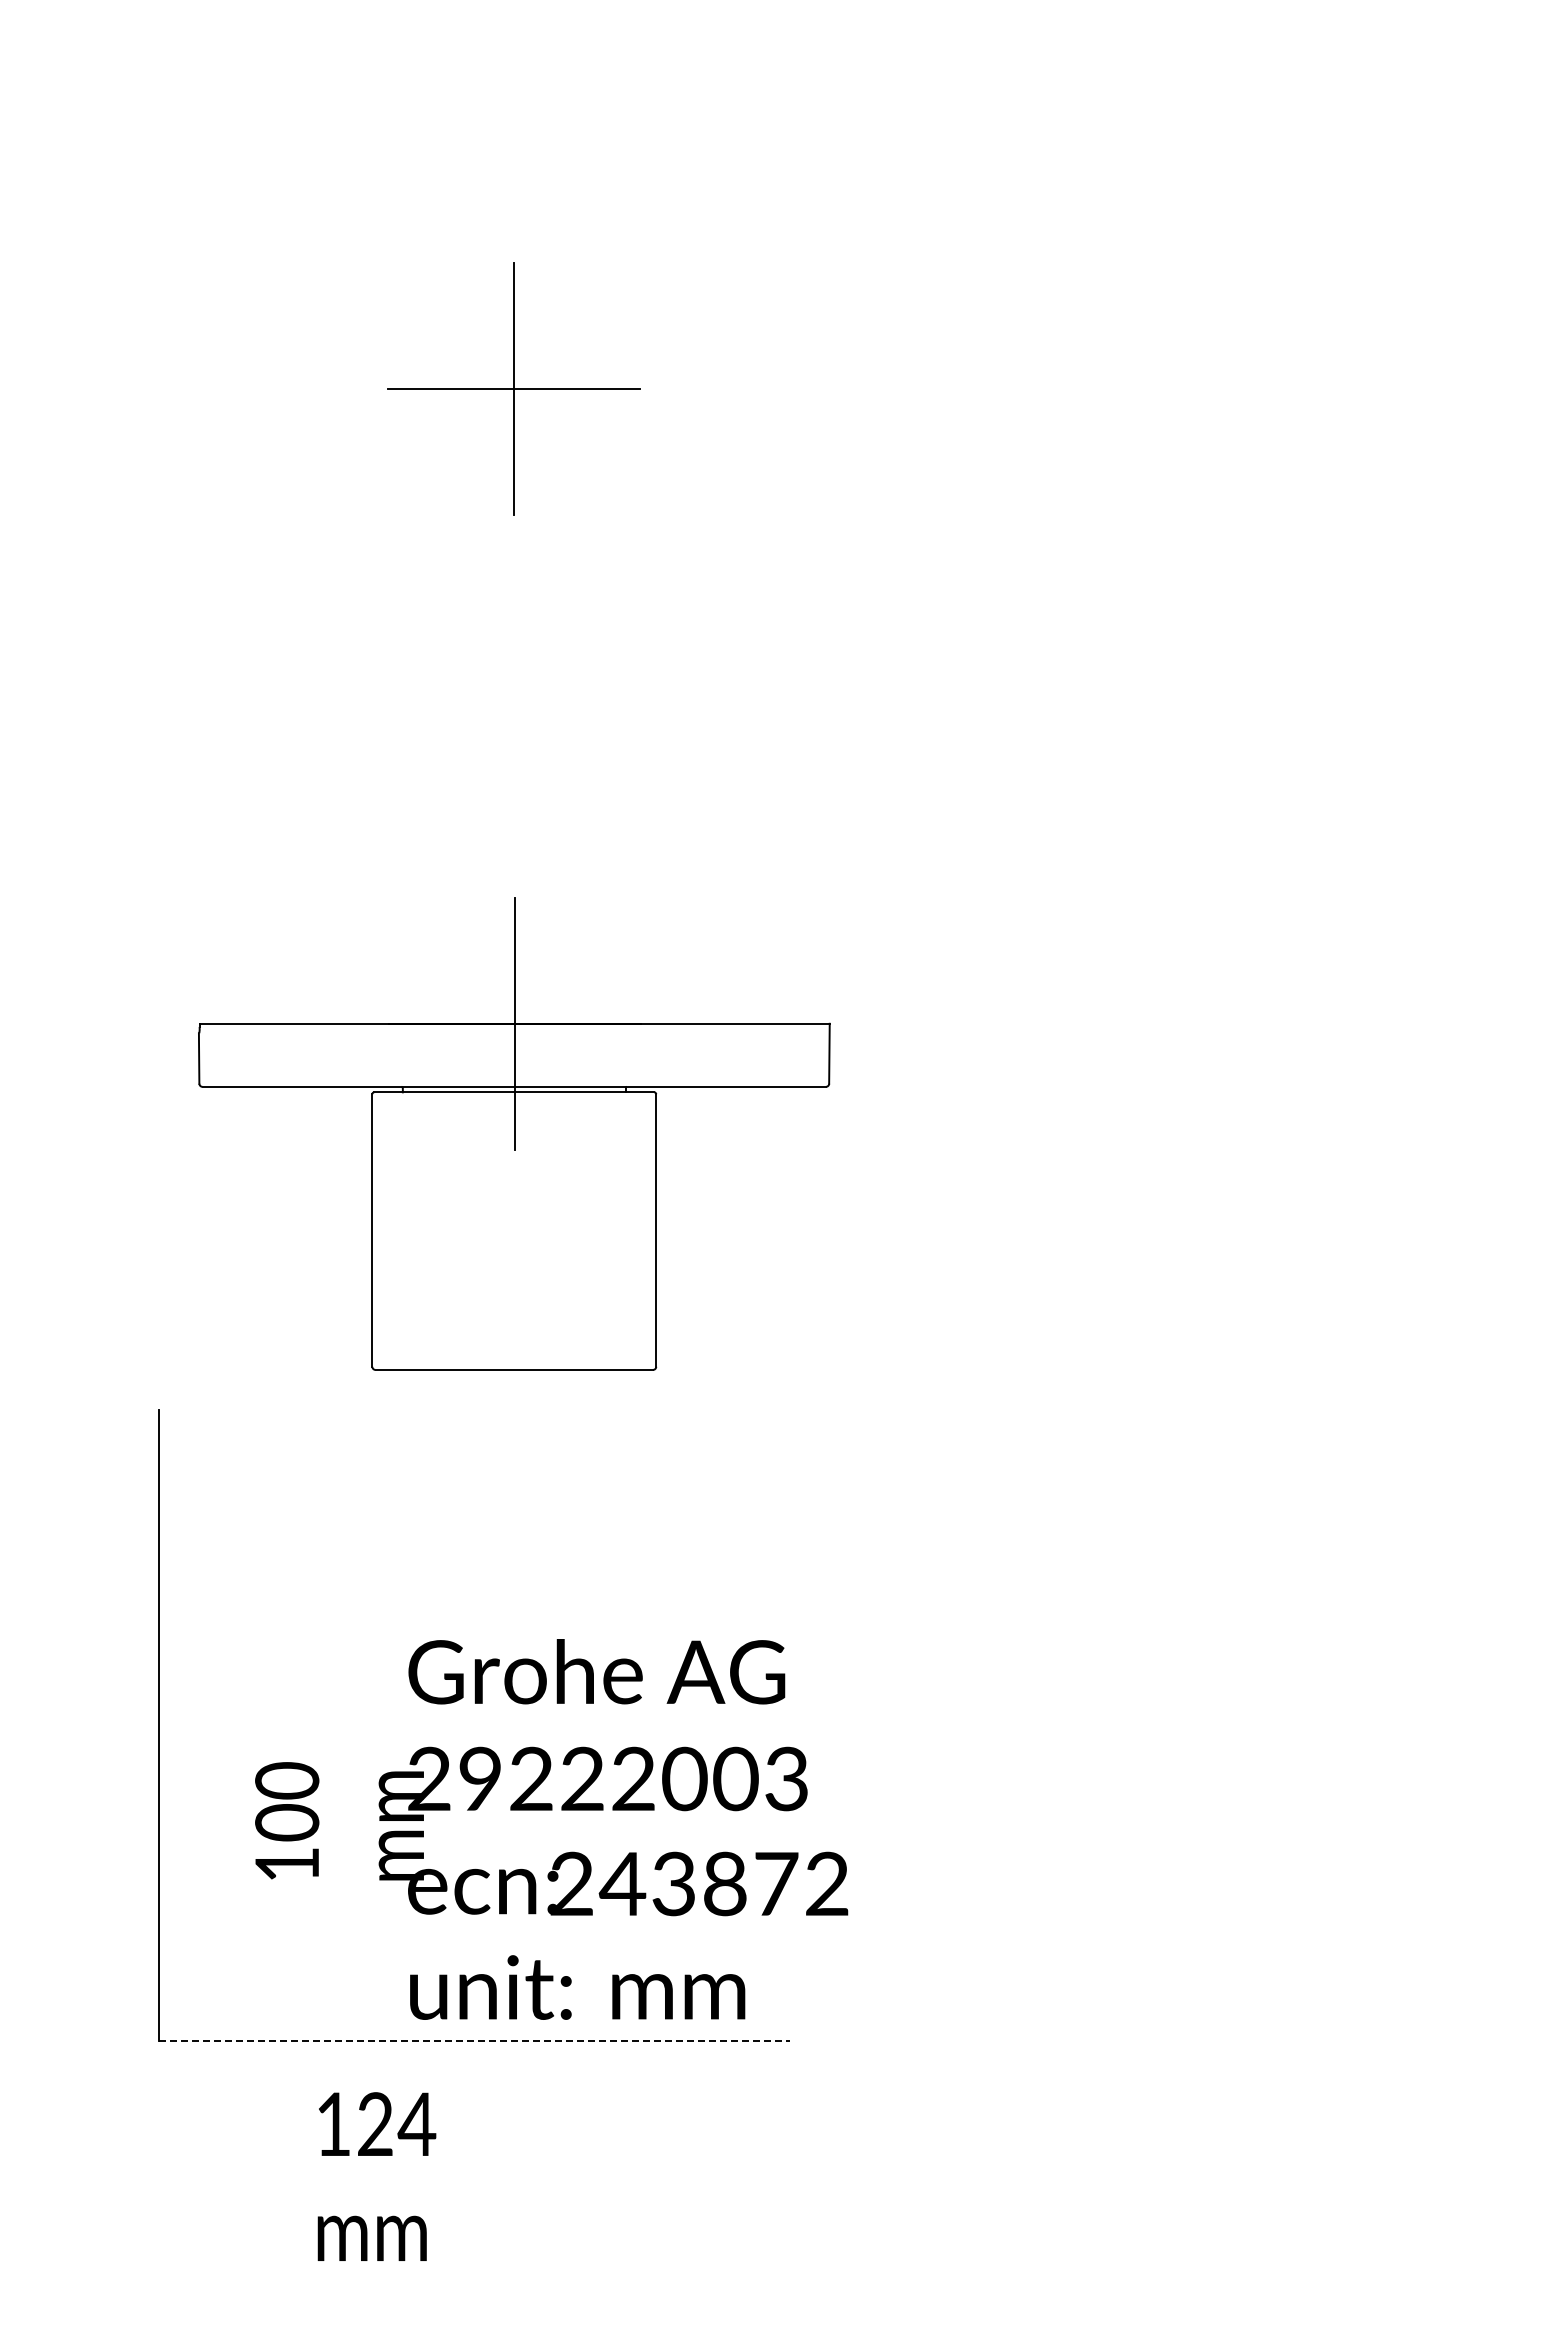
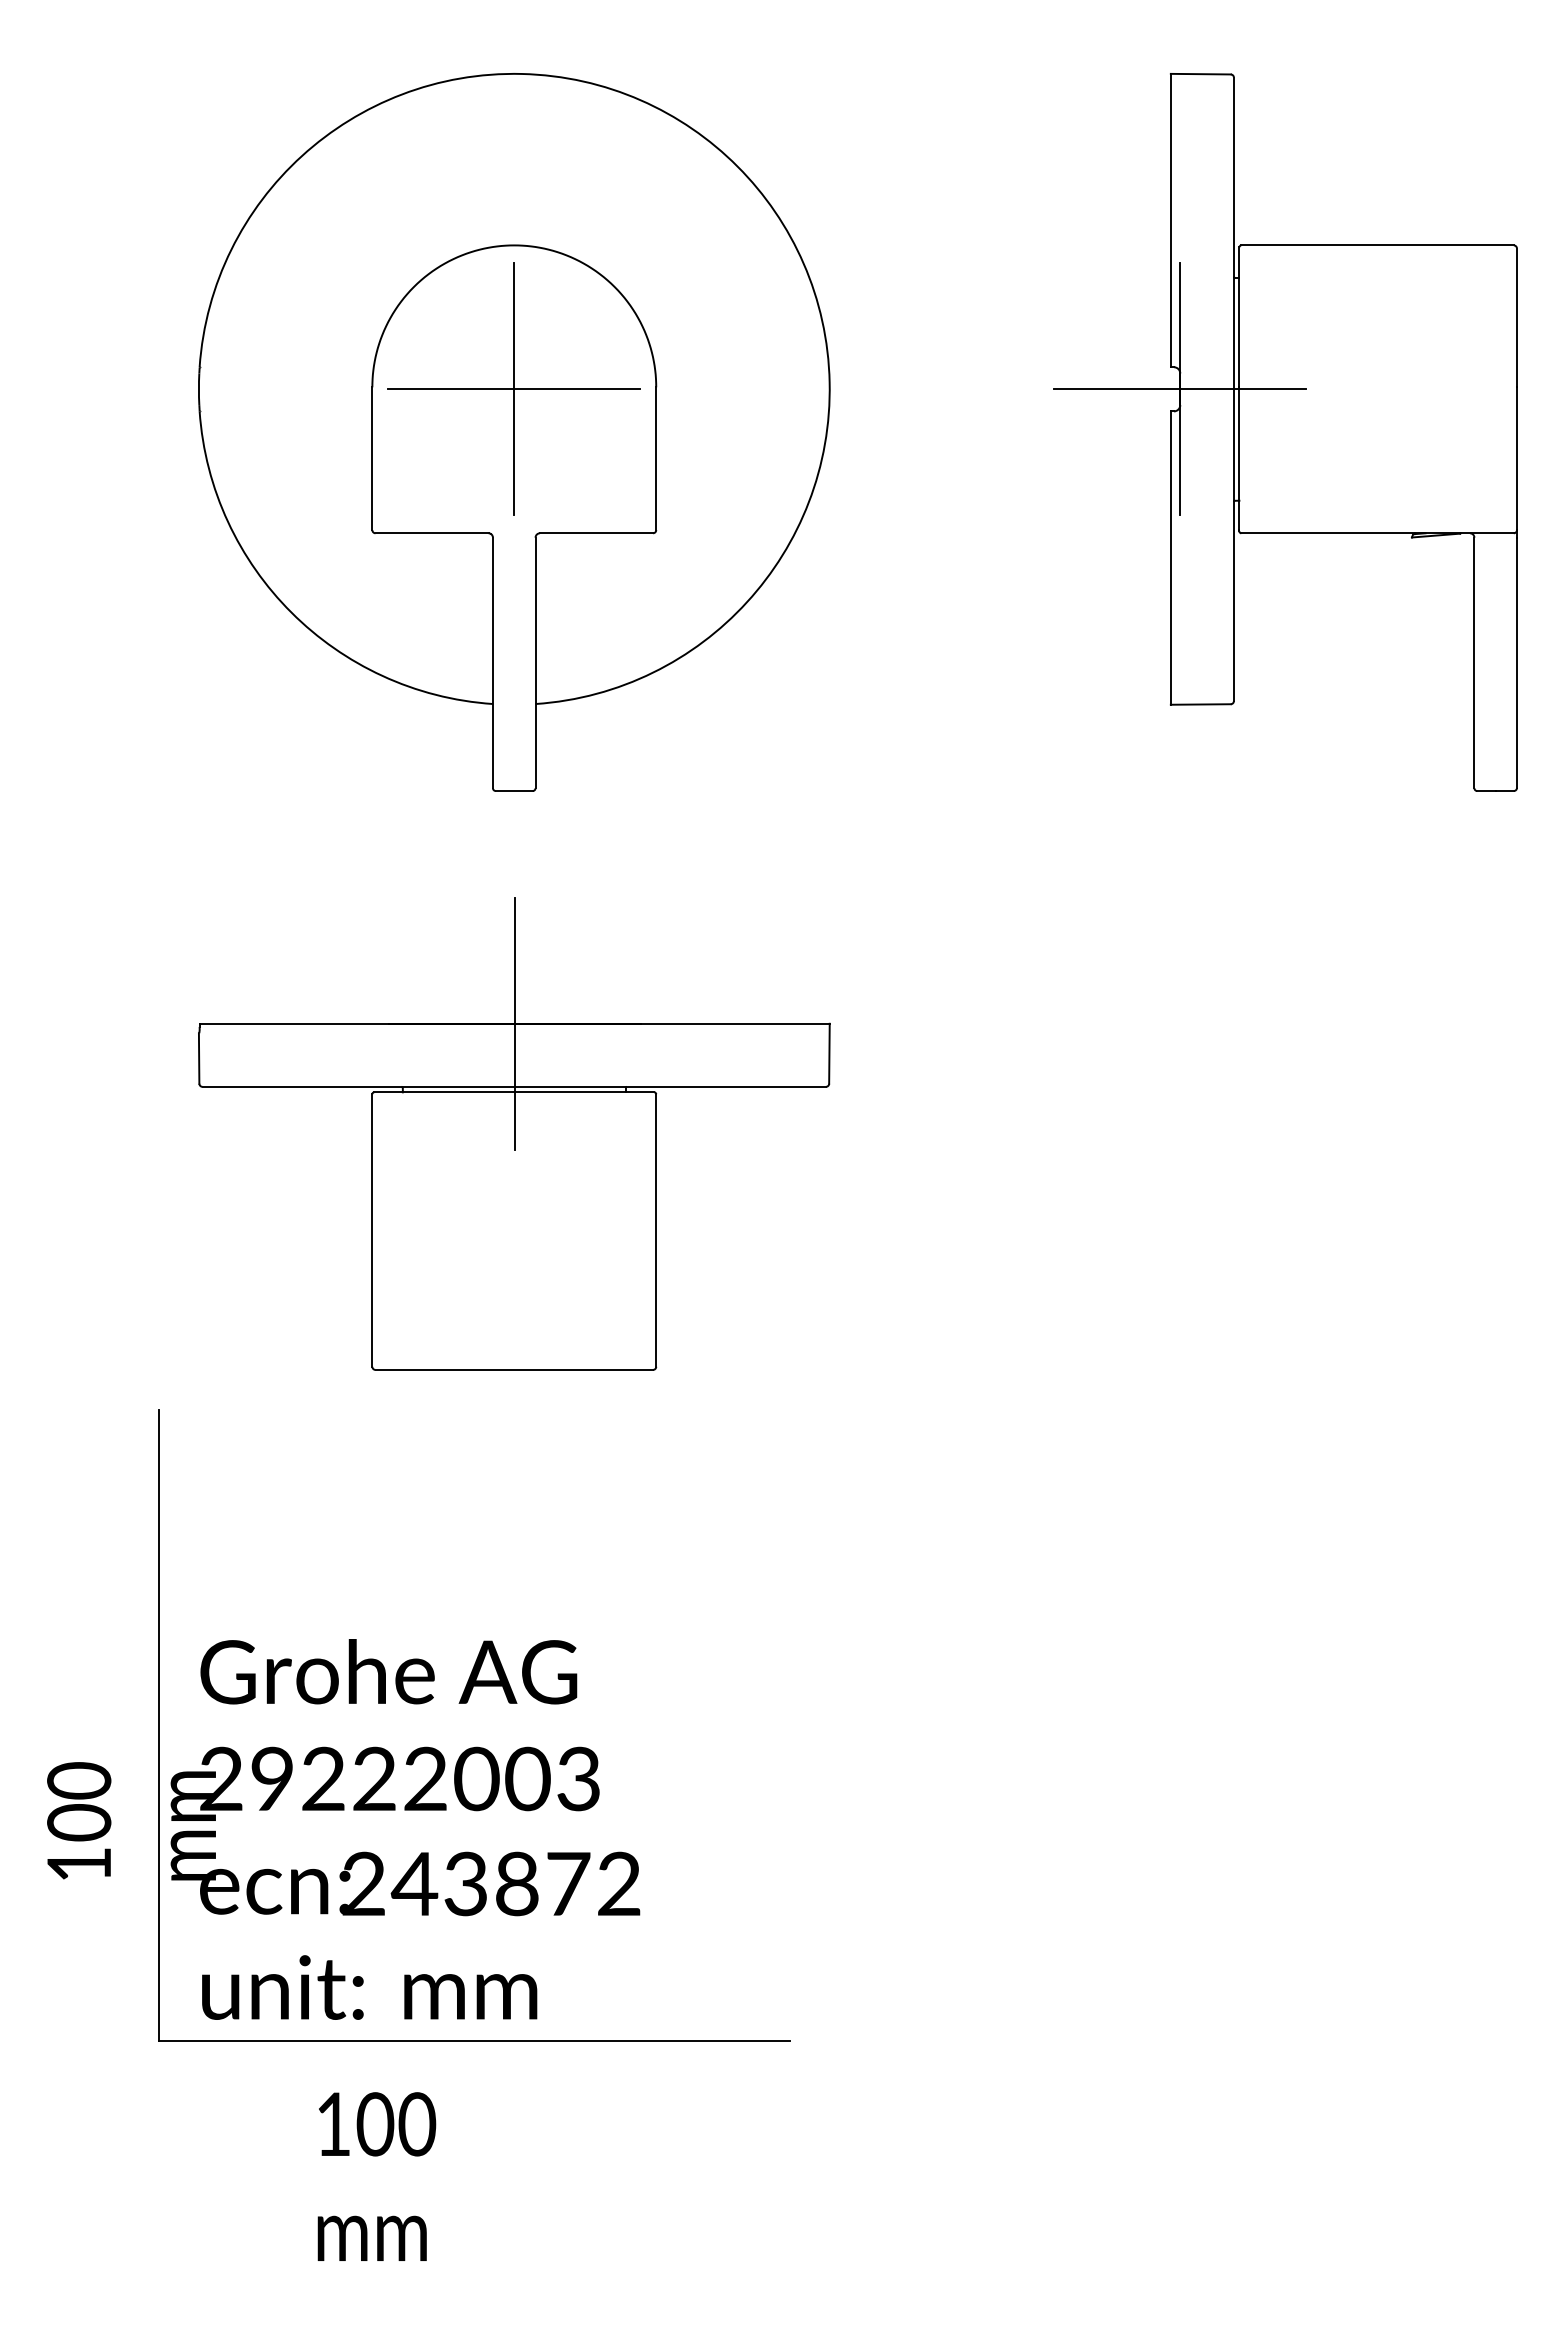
part: none -> present (514, 432)
part: none -> present (1285, 432)
text position: (551, 1829) -> (343, 1829) (343, 1829)
line: dashed -> solid (474, 2040)
text: 124 -> 100 (396, 2124)
